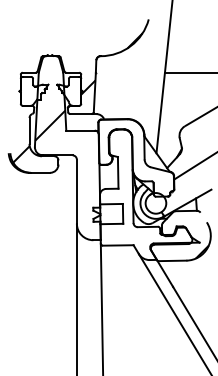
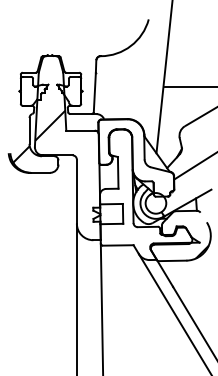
hatch: present -> none (104, 70)
line position: (189, 72) -> (189, 86) (189, 86)
